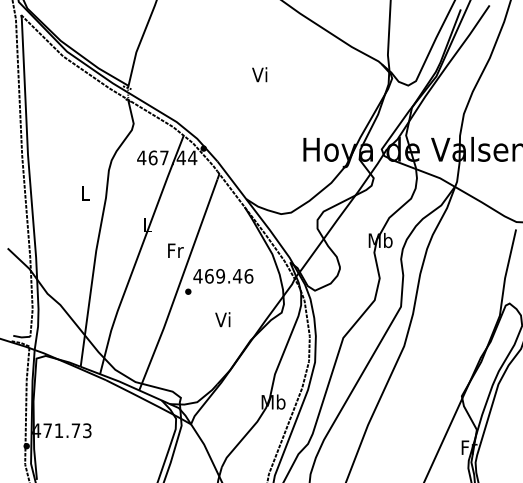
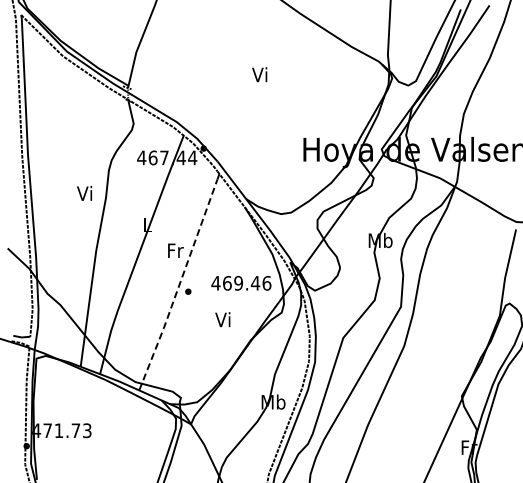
text: L -> Vi (84, 192)
text position: (223, 276) -> (241, 283) (241, 283)
line: solid -> dashed (179, 285)
